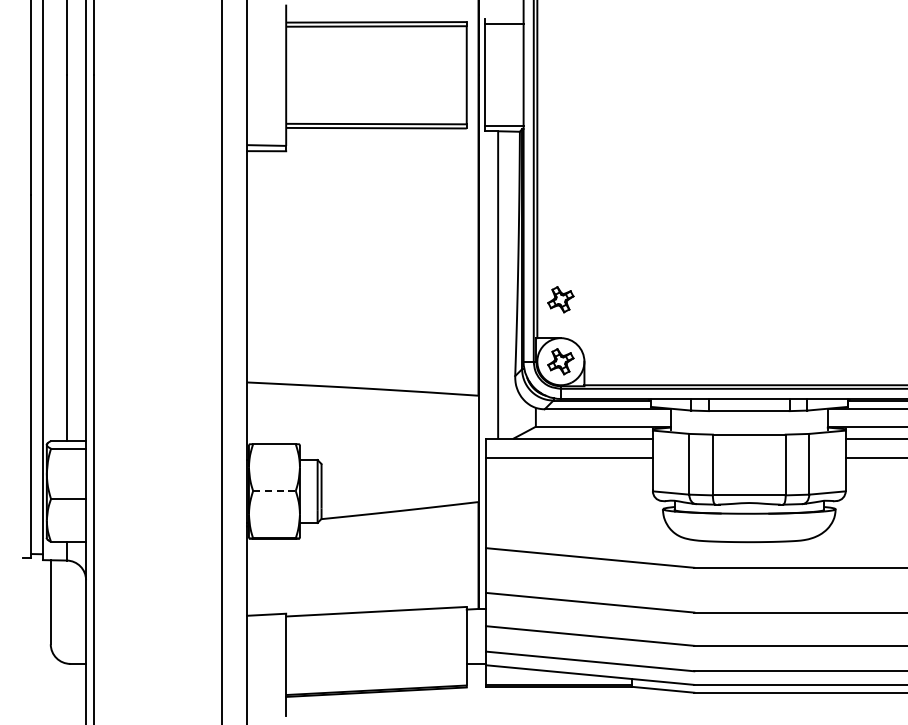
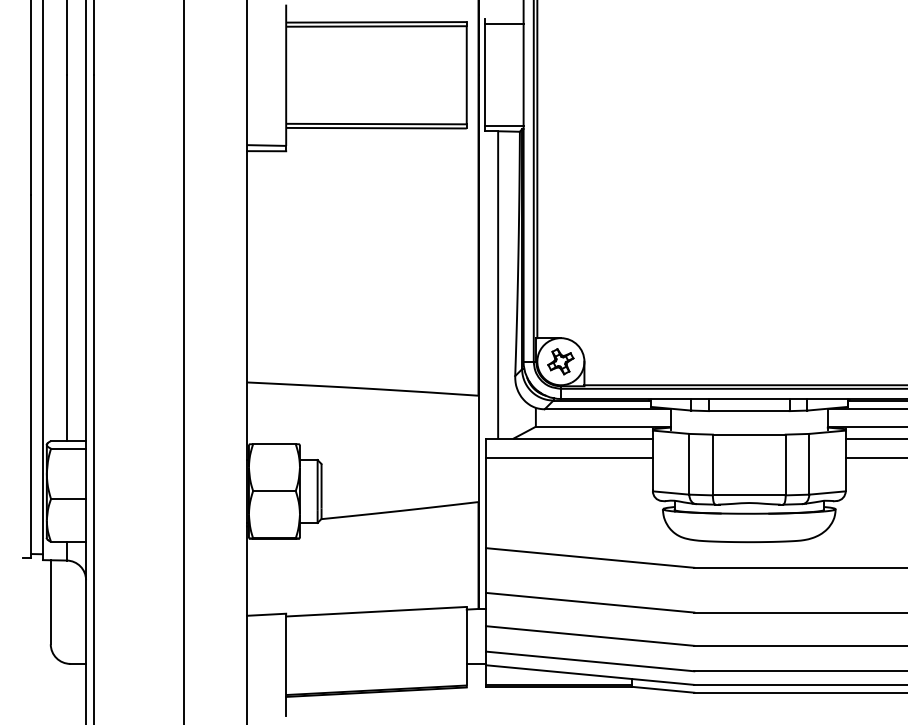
part: present -> none (560, 299)
line position: (222, 361) -> (184, 361) (184, 361)
line: dashed -> solid (274, 490)
